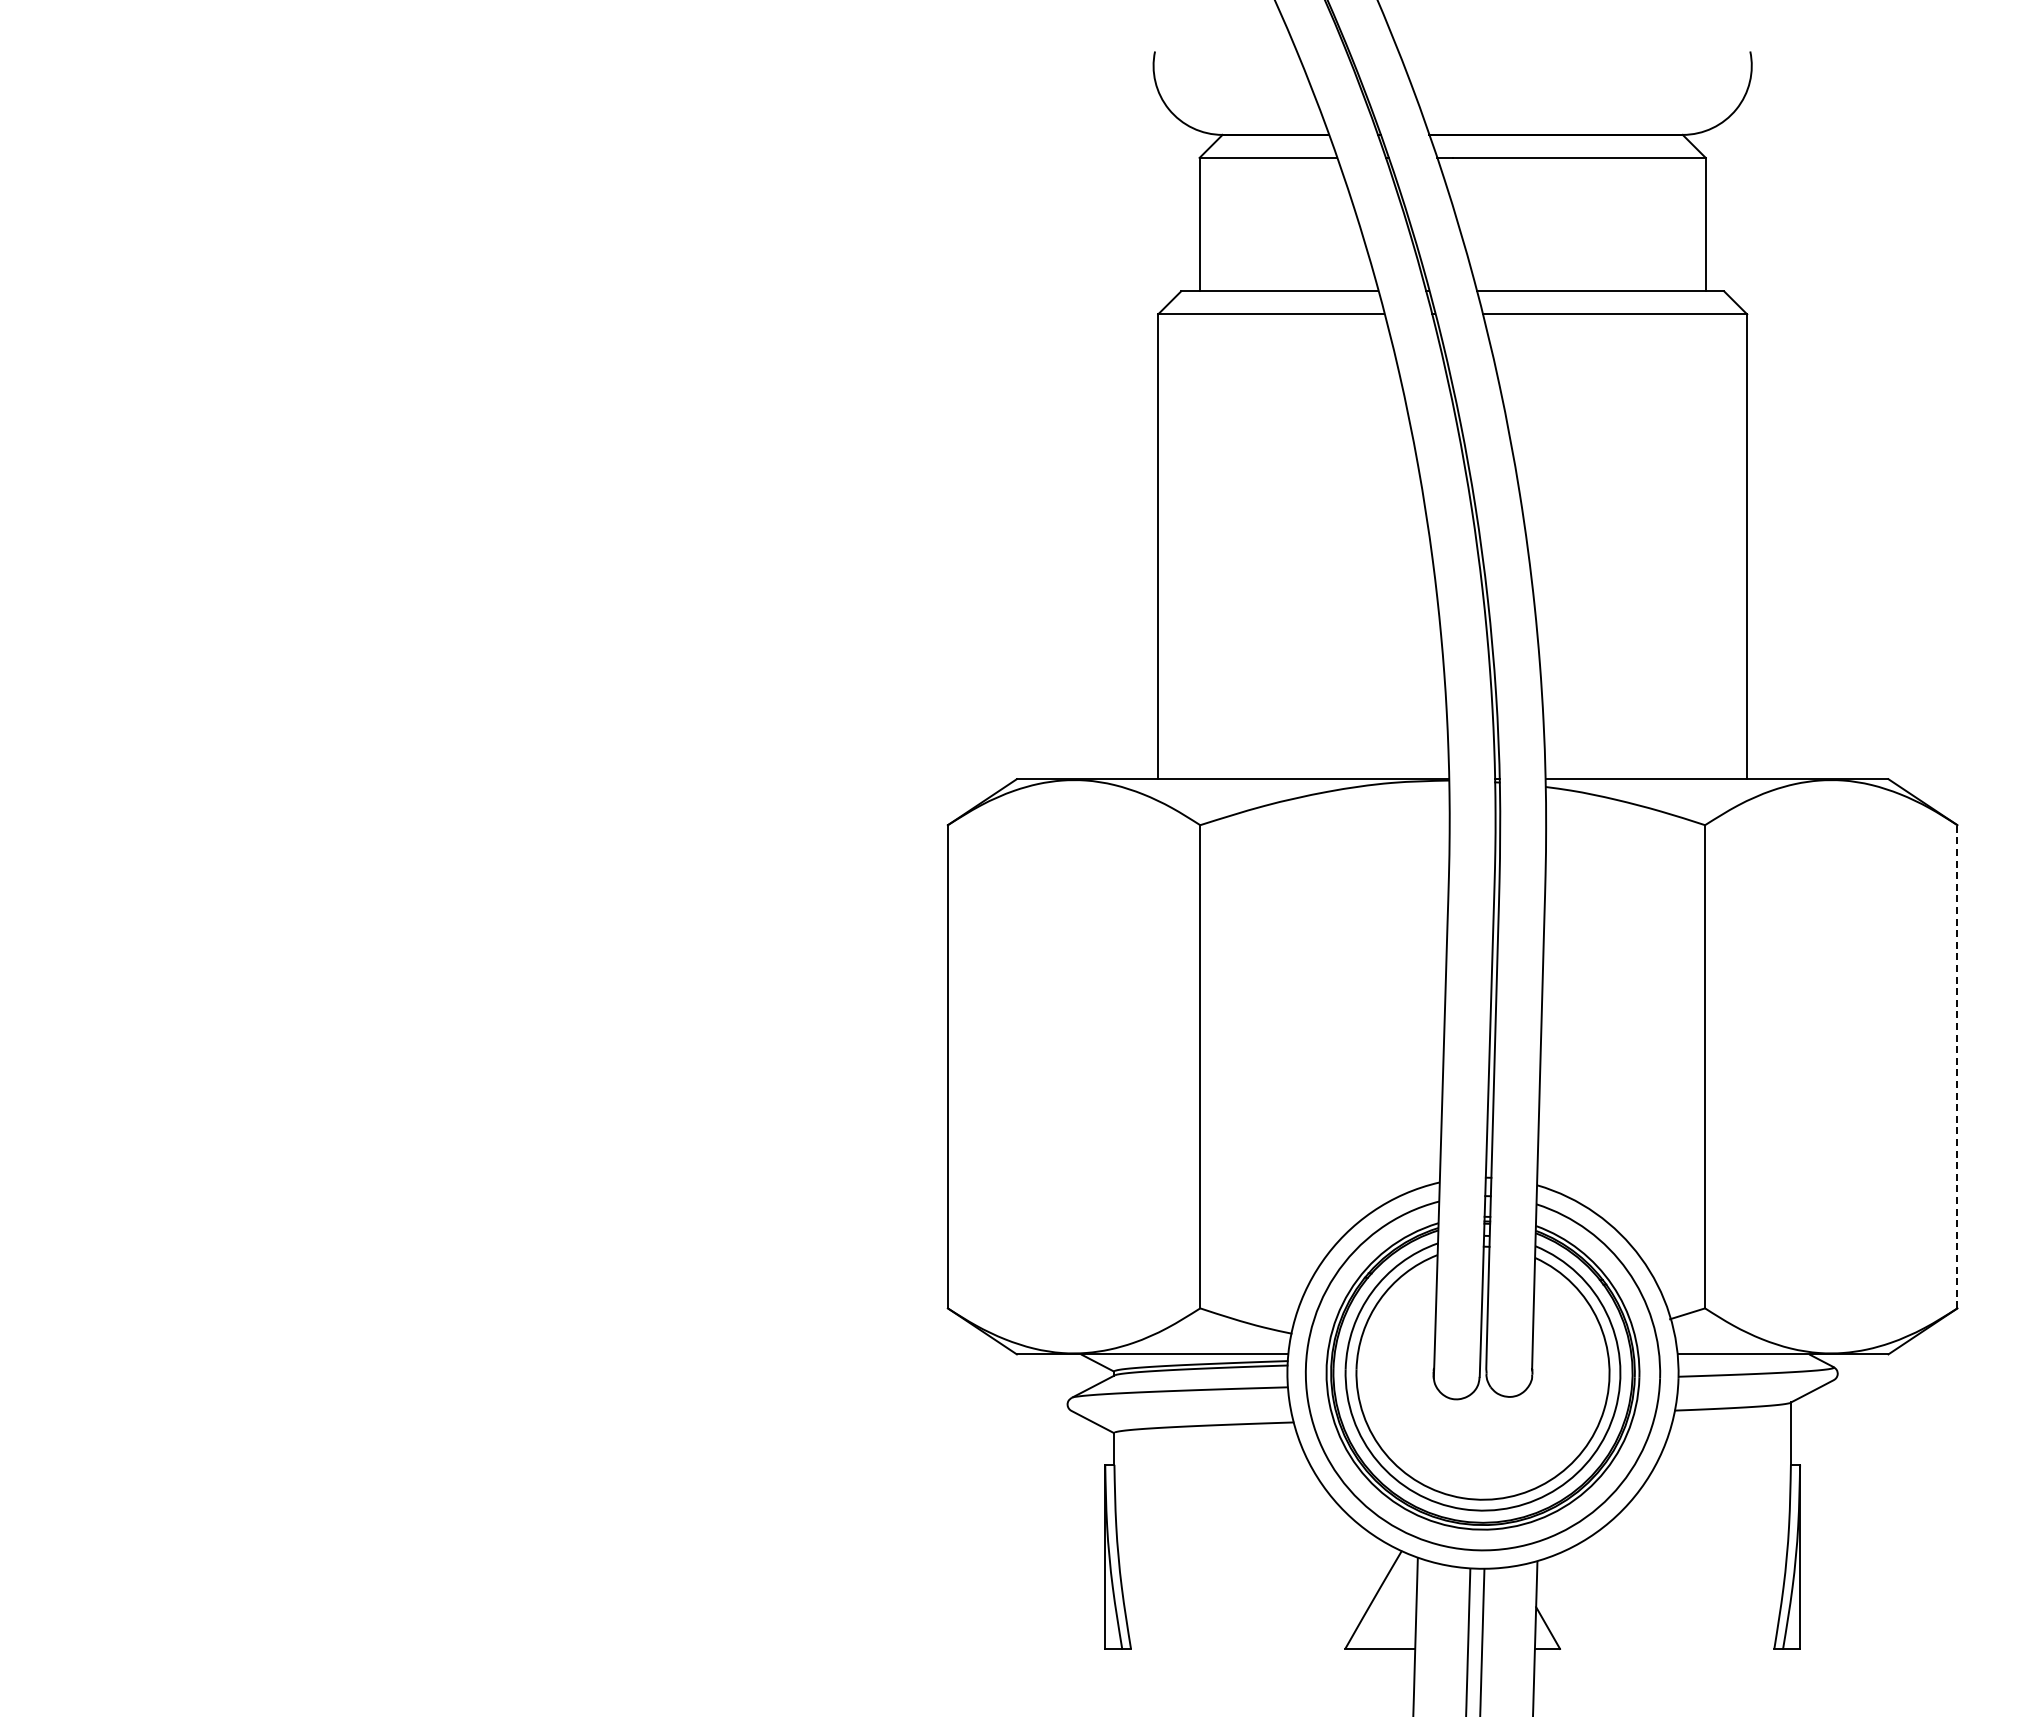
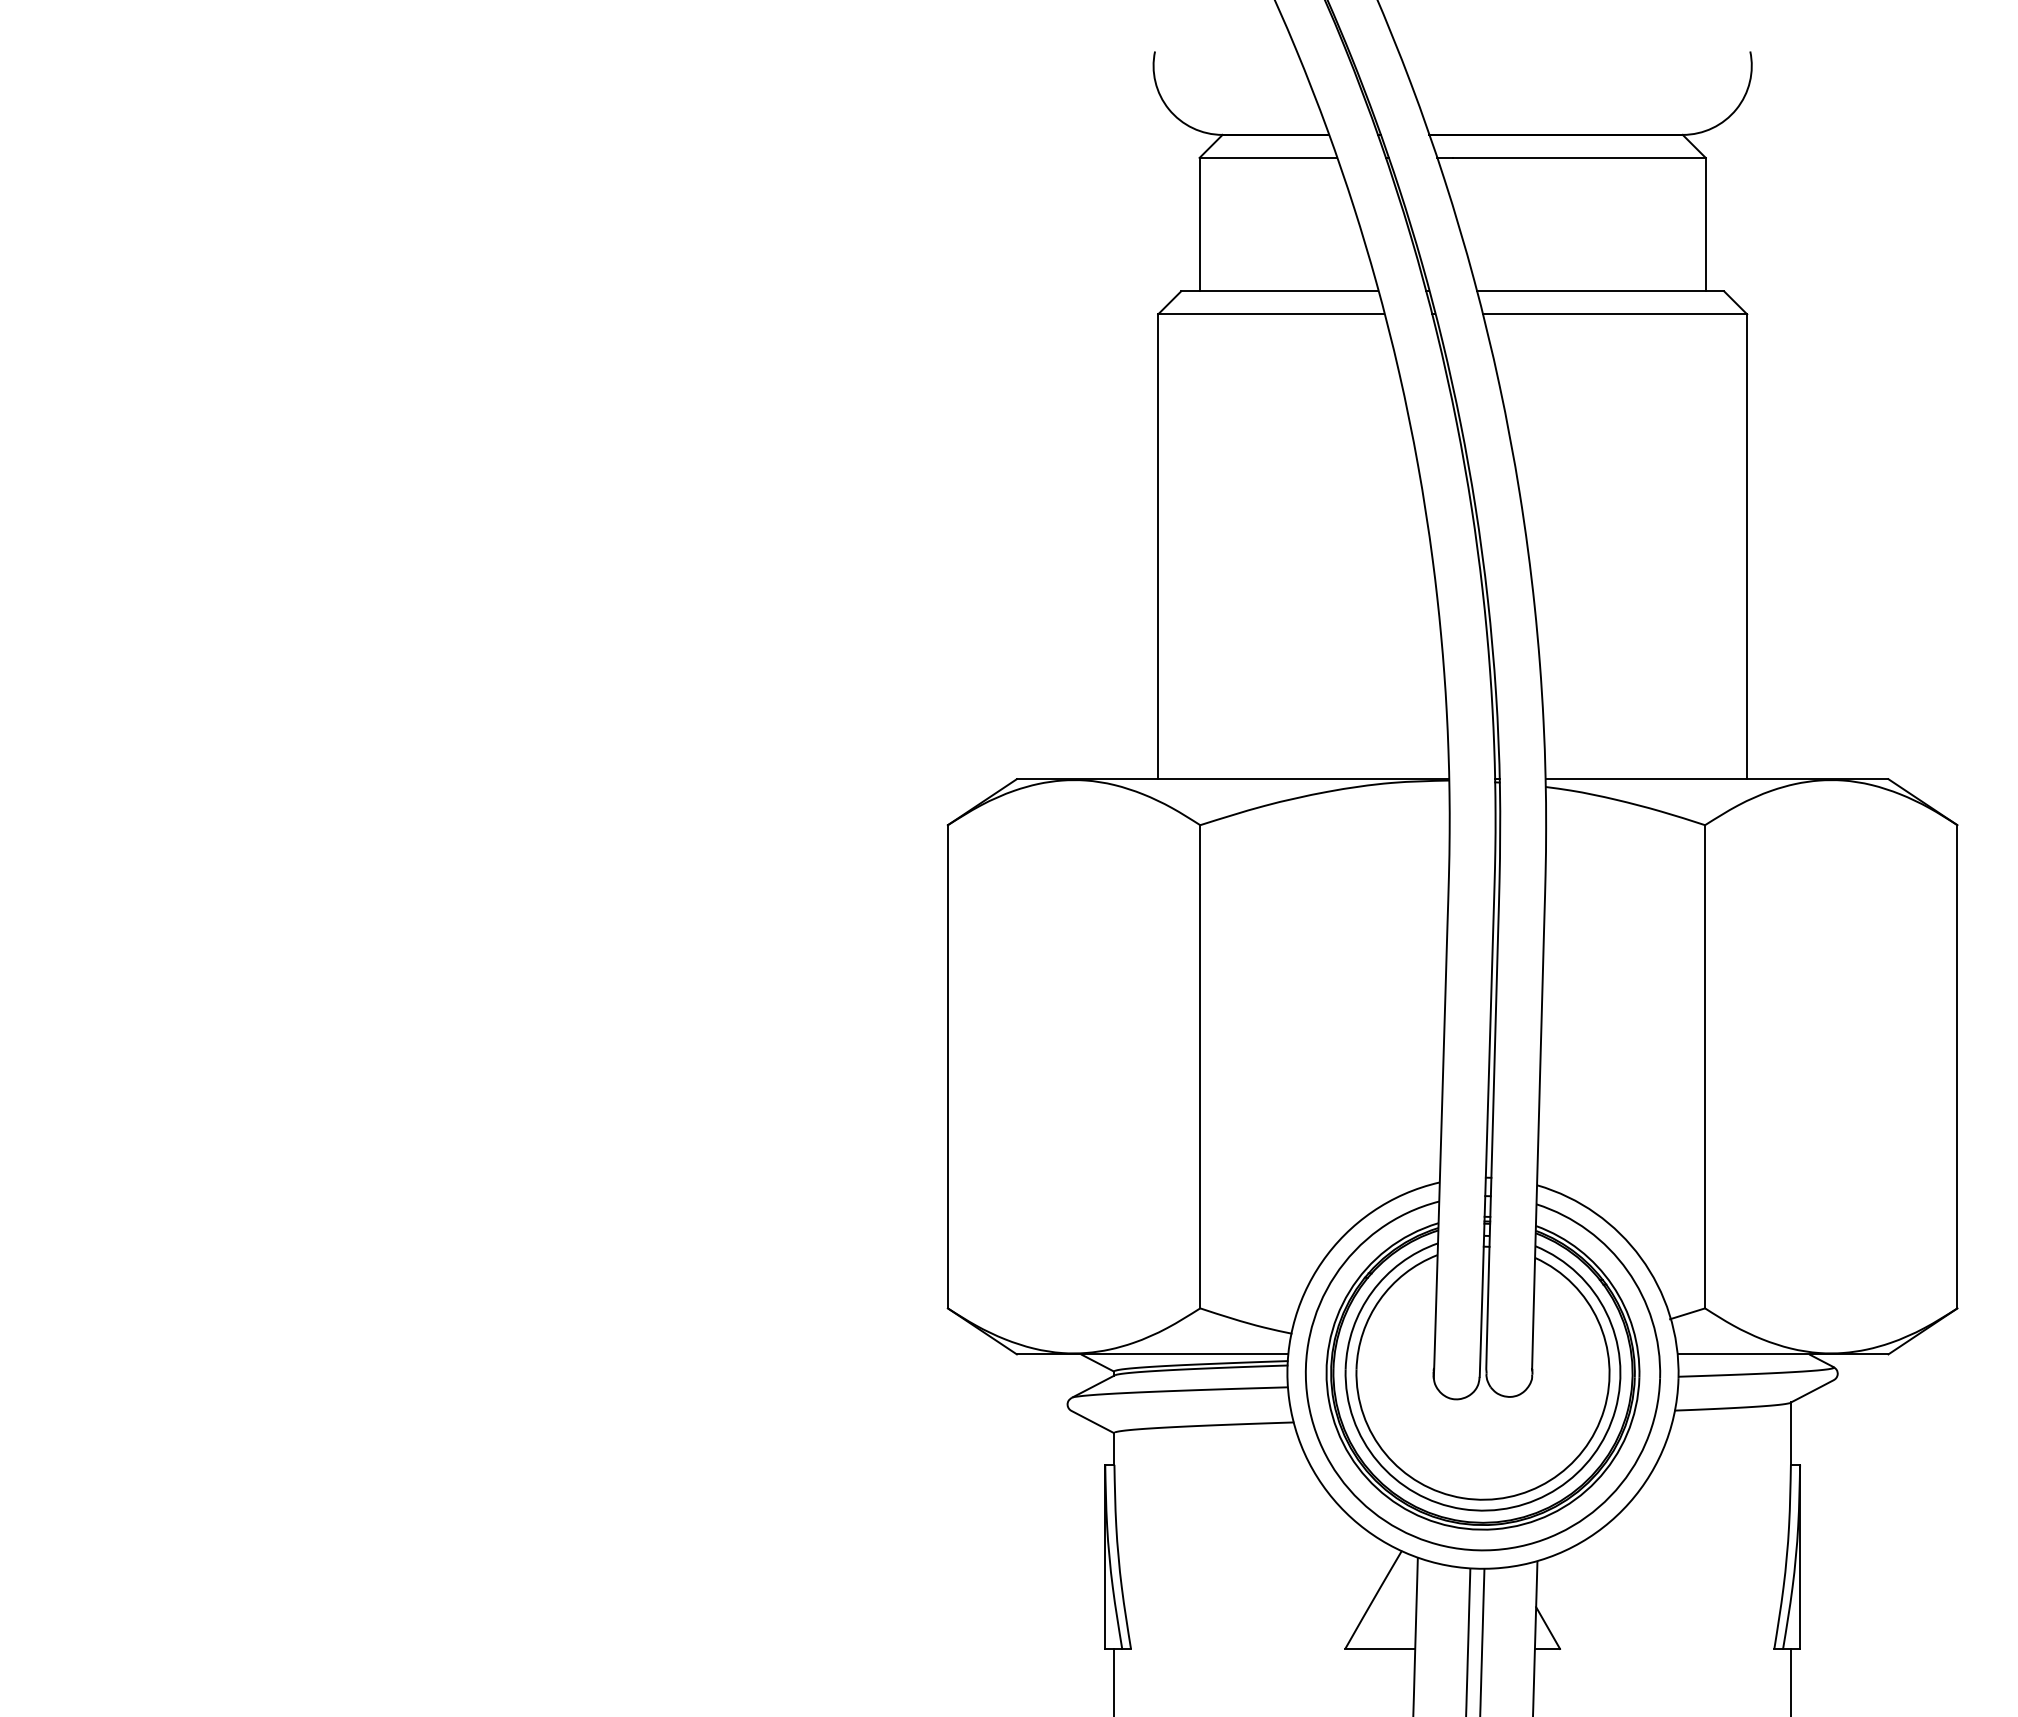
line: dashed -> solid (1957, 1066)
line: none -> present (1114, 1680)
line: none -> present (1790, 1680)
